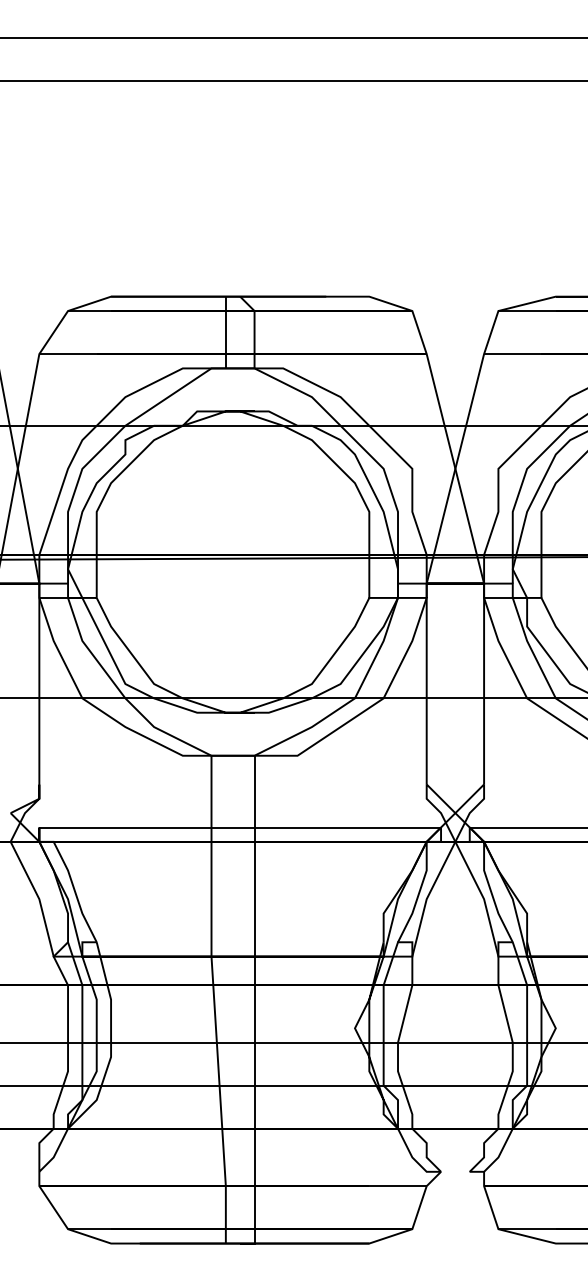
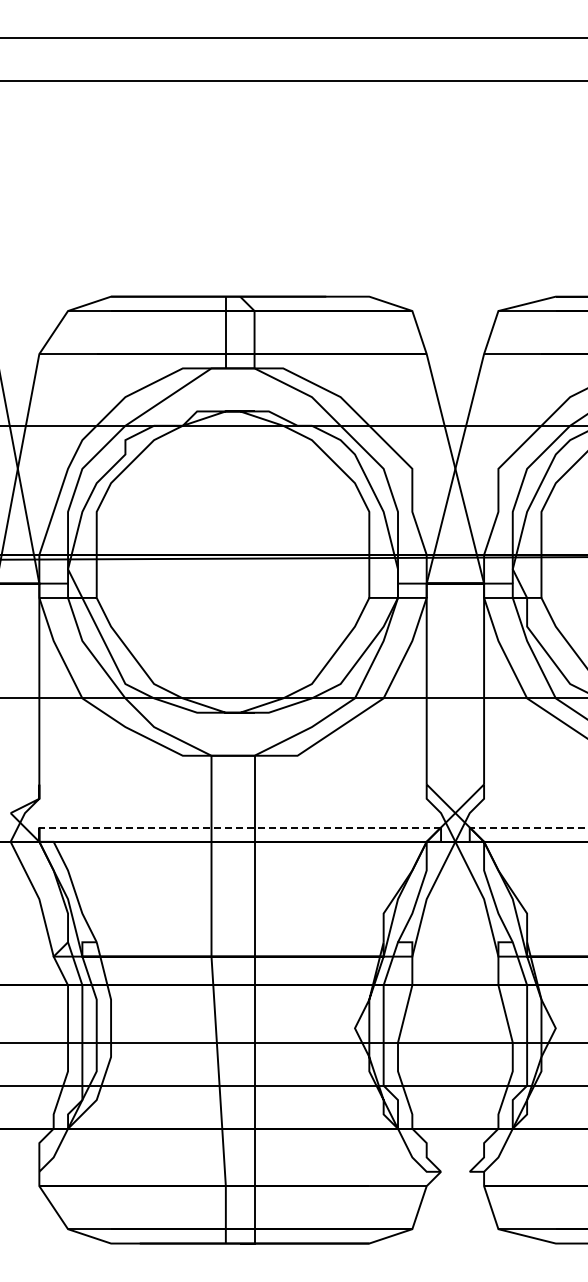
line: solid -> dashed (240, 827)
line: solid -> dashed (528, 827)
